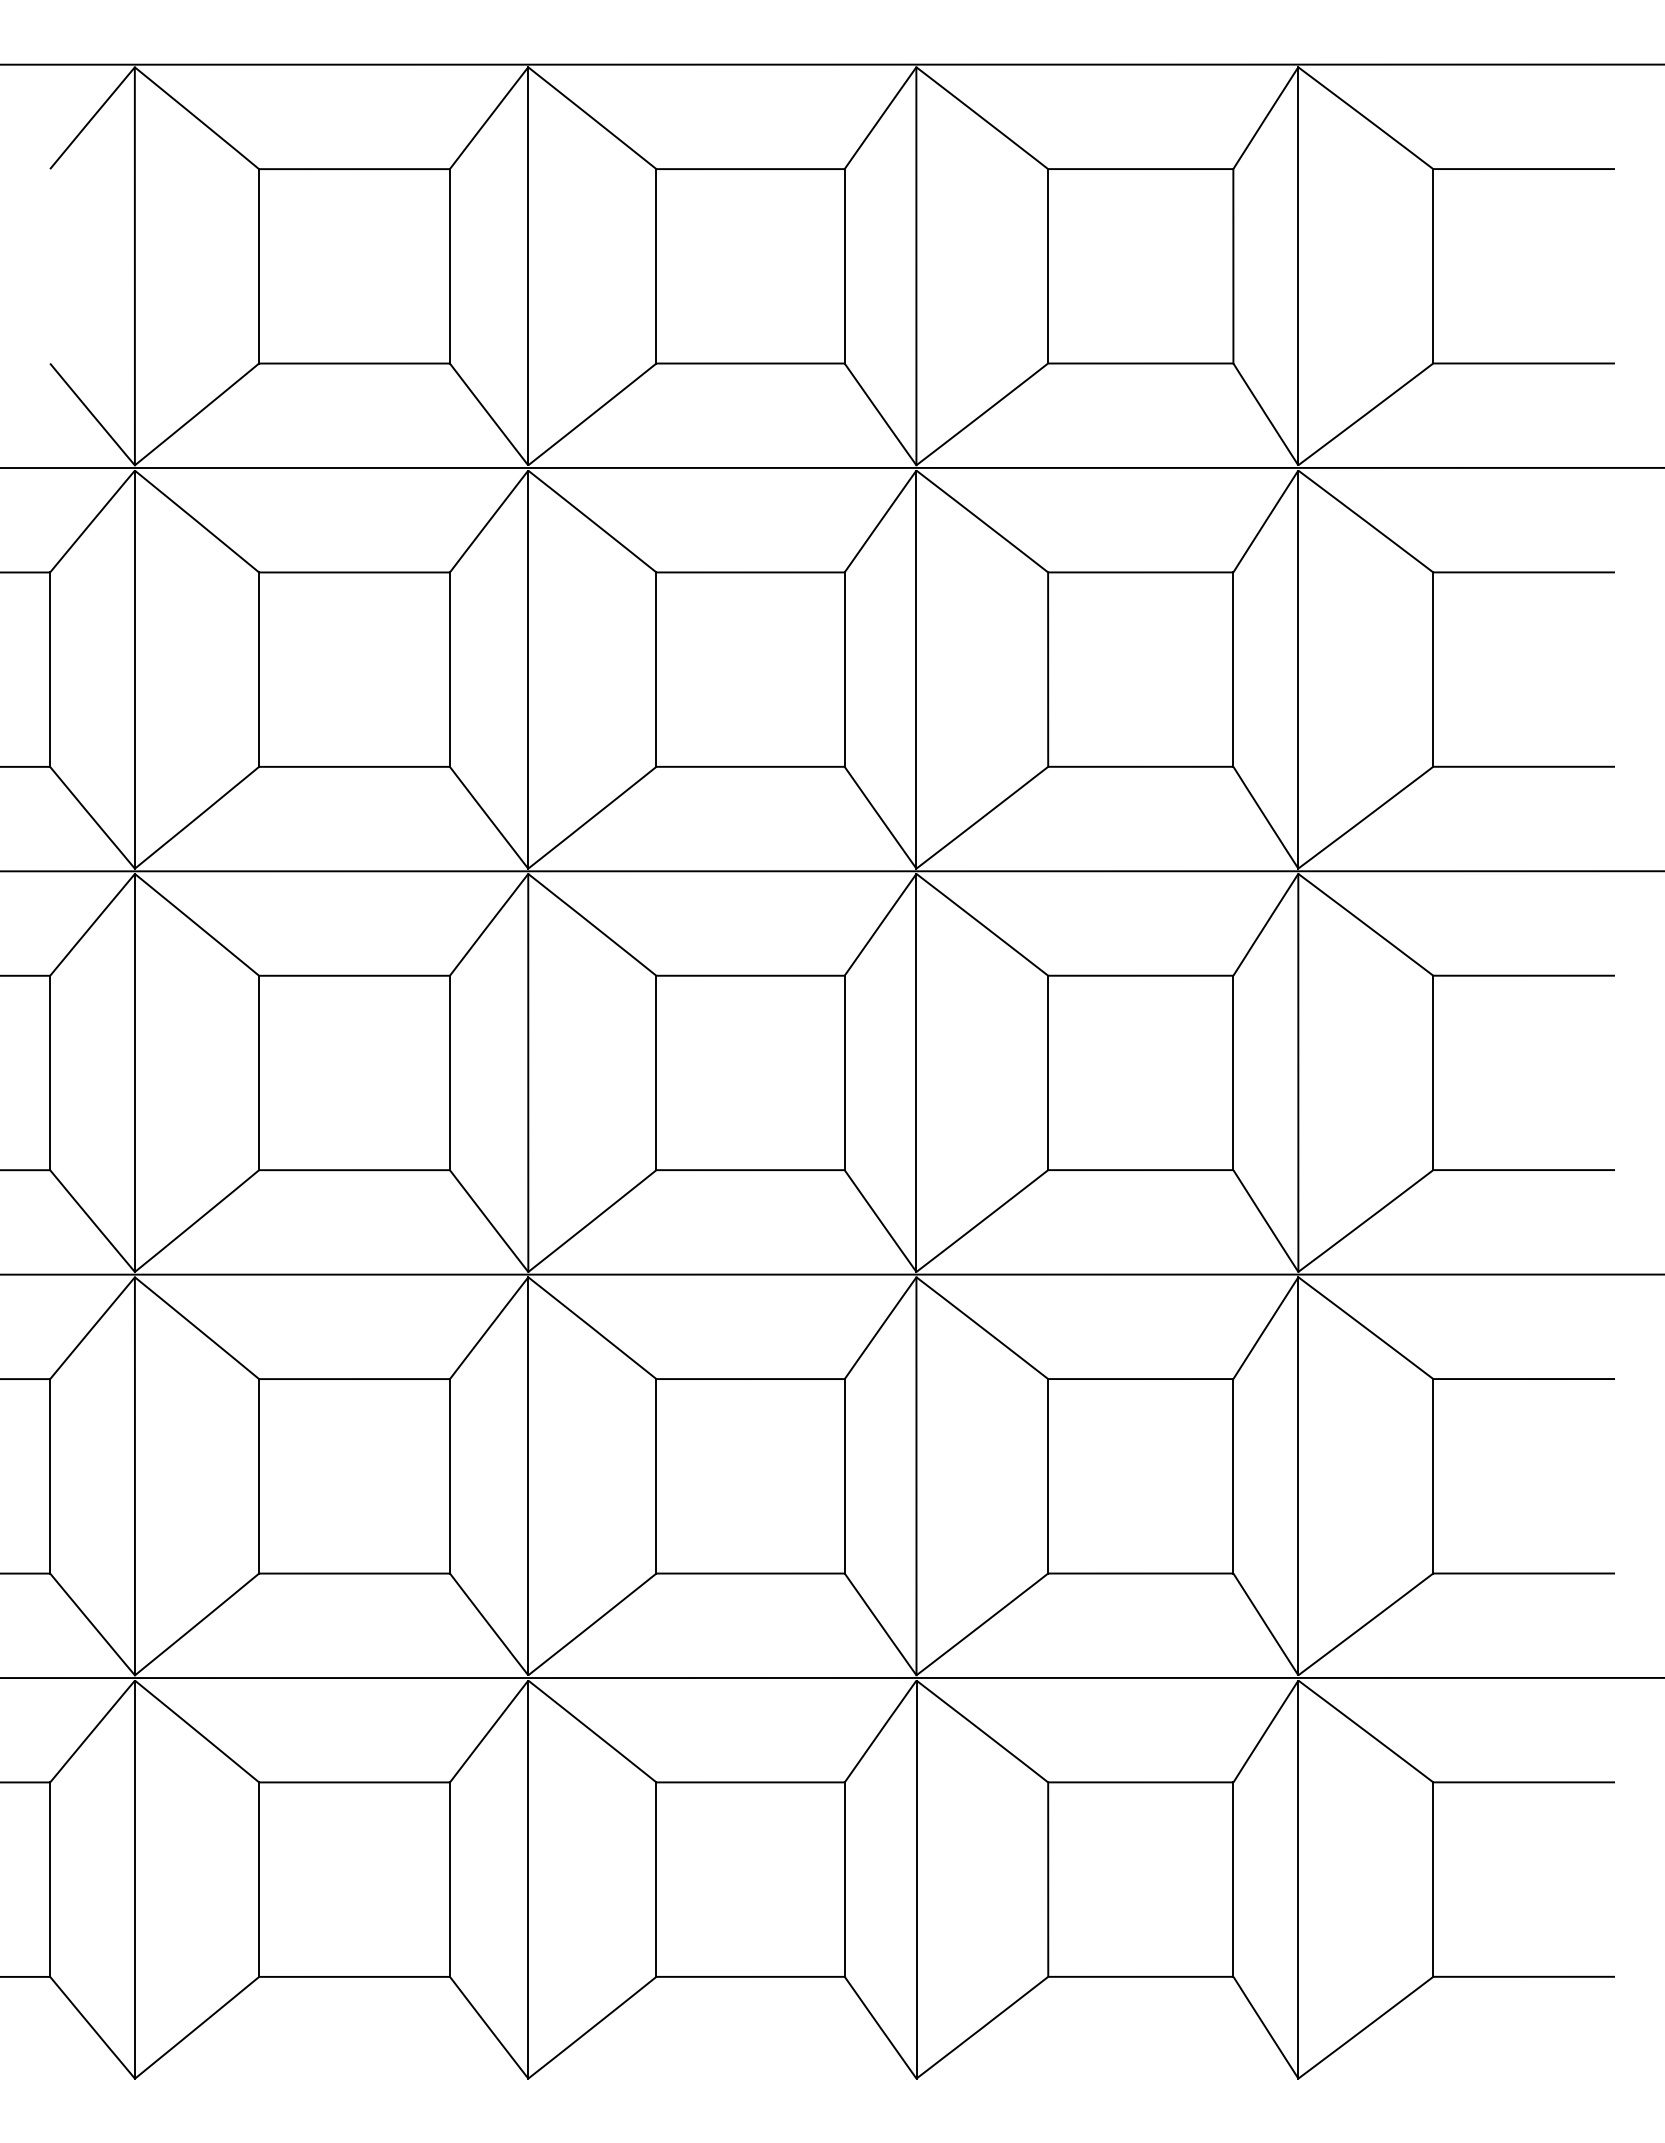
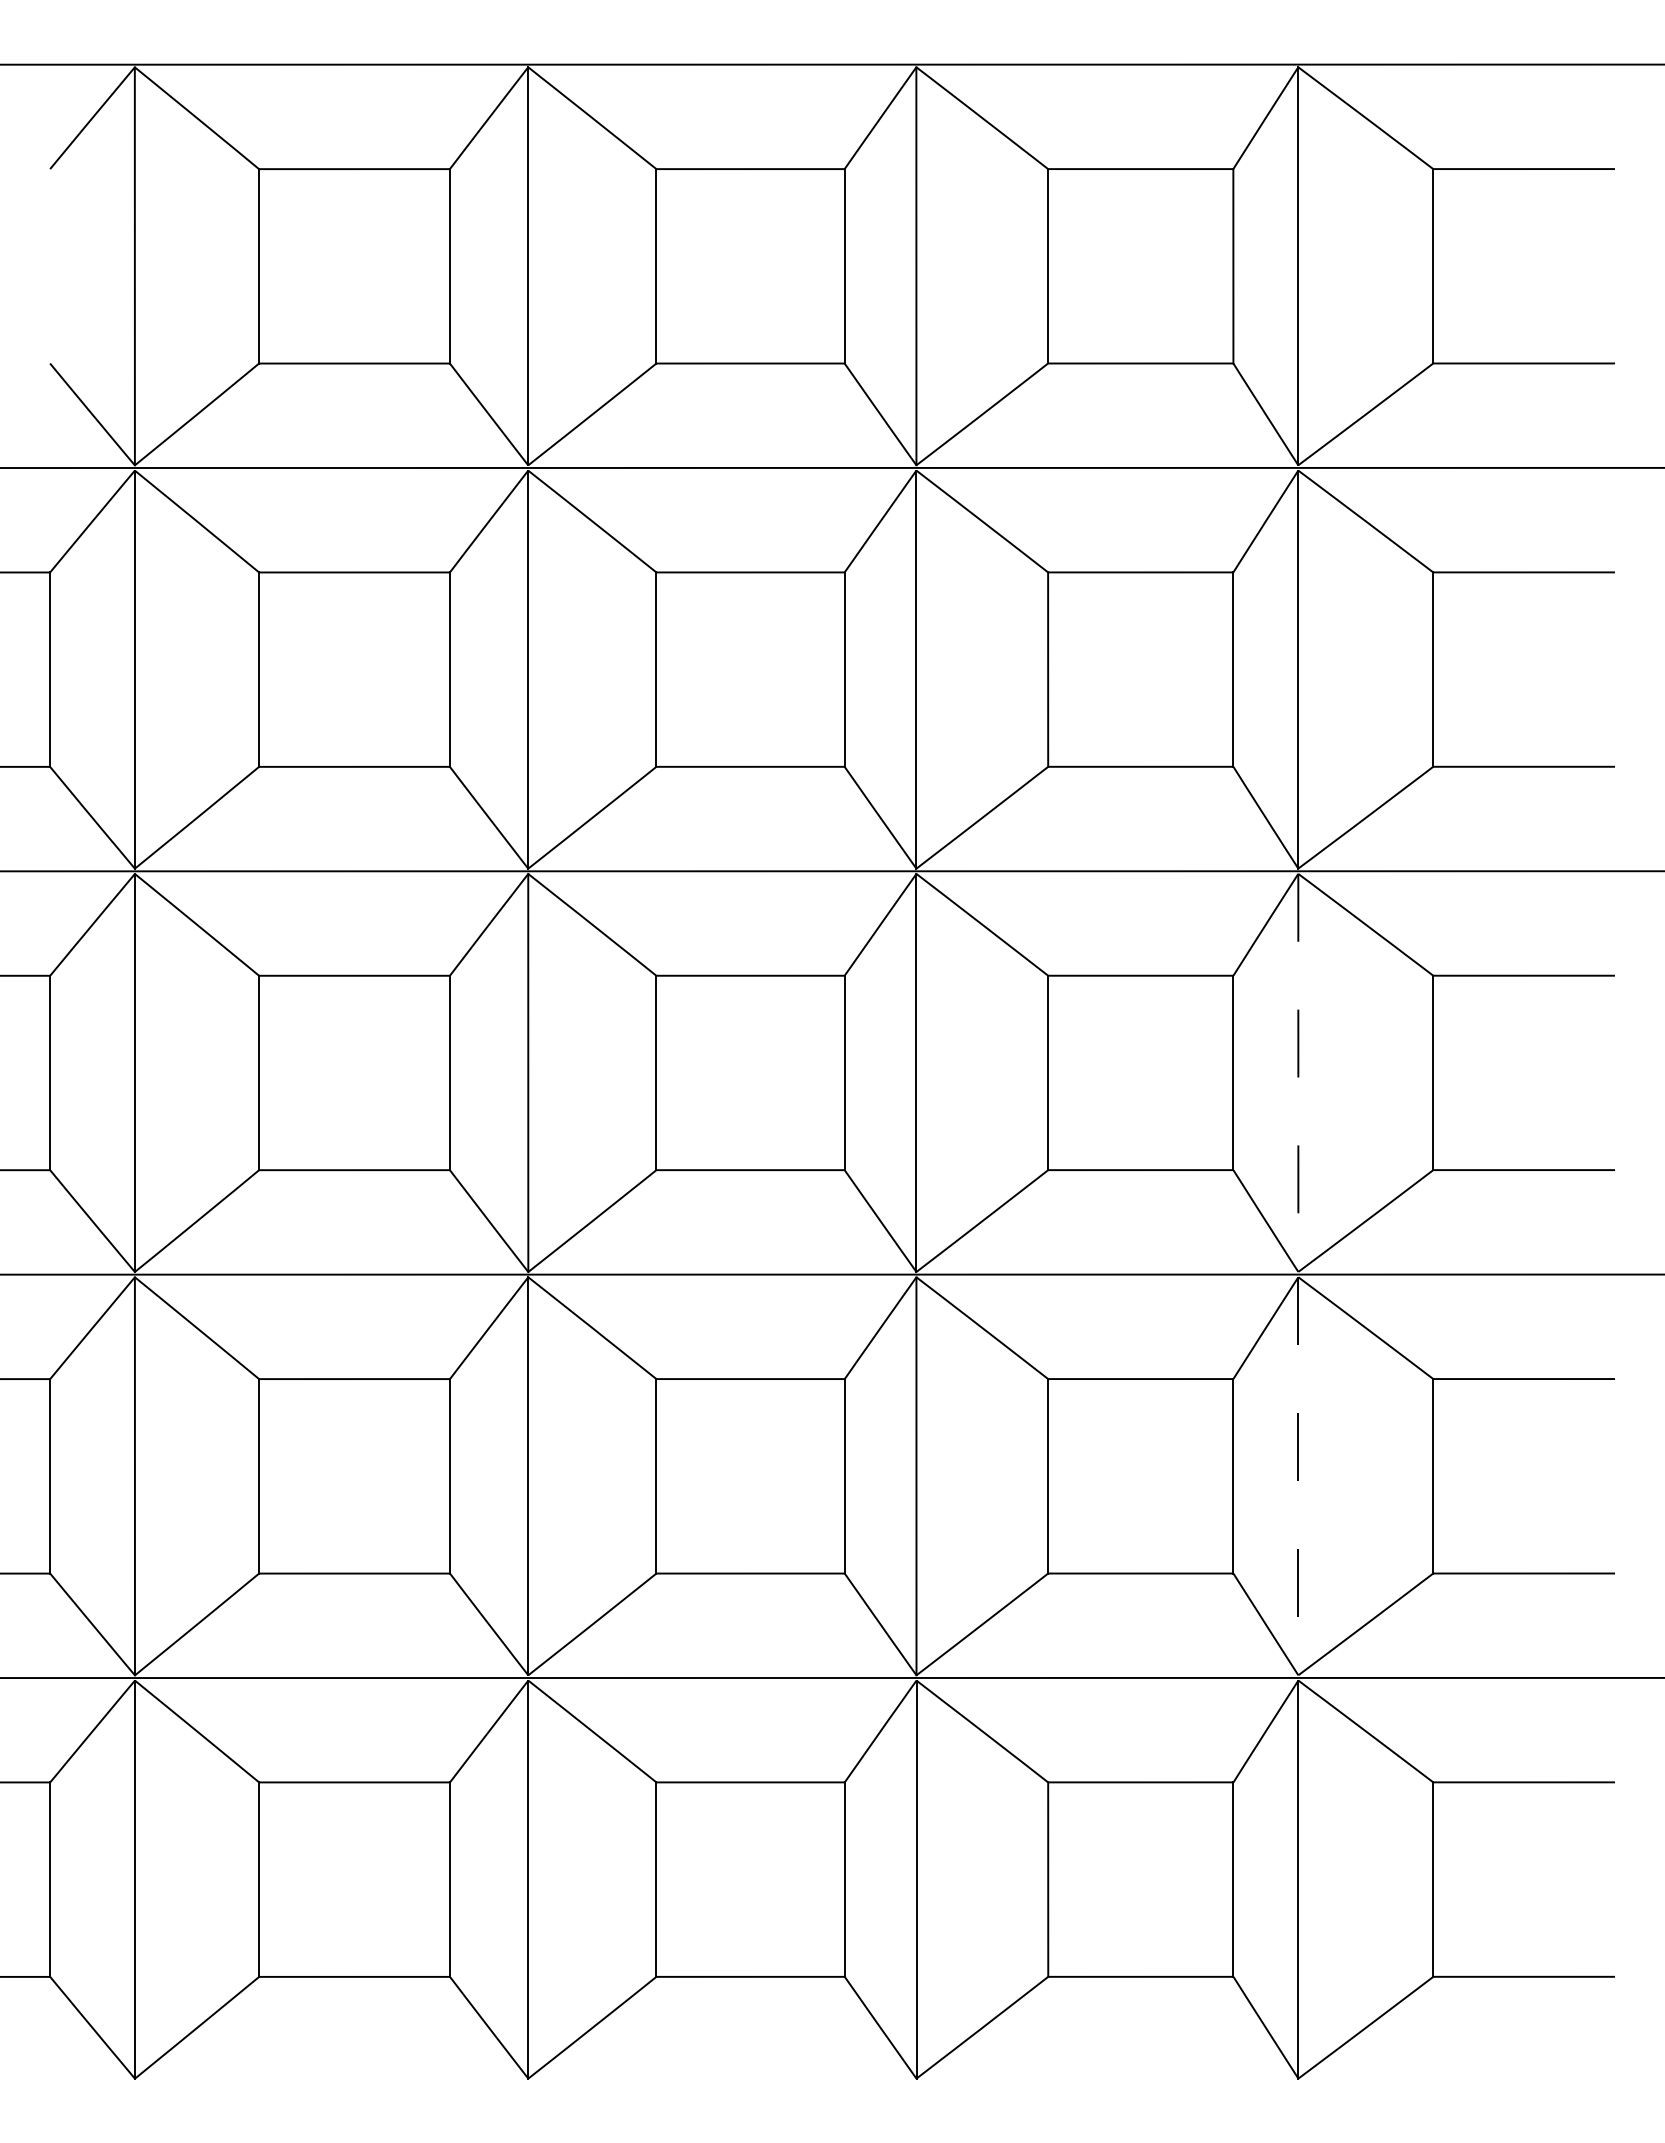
line: solid -> dashed (1298, 1073)
line: solid -> dashed (1298, 1476)
